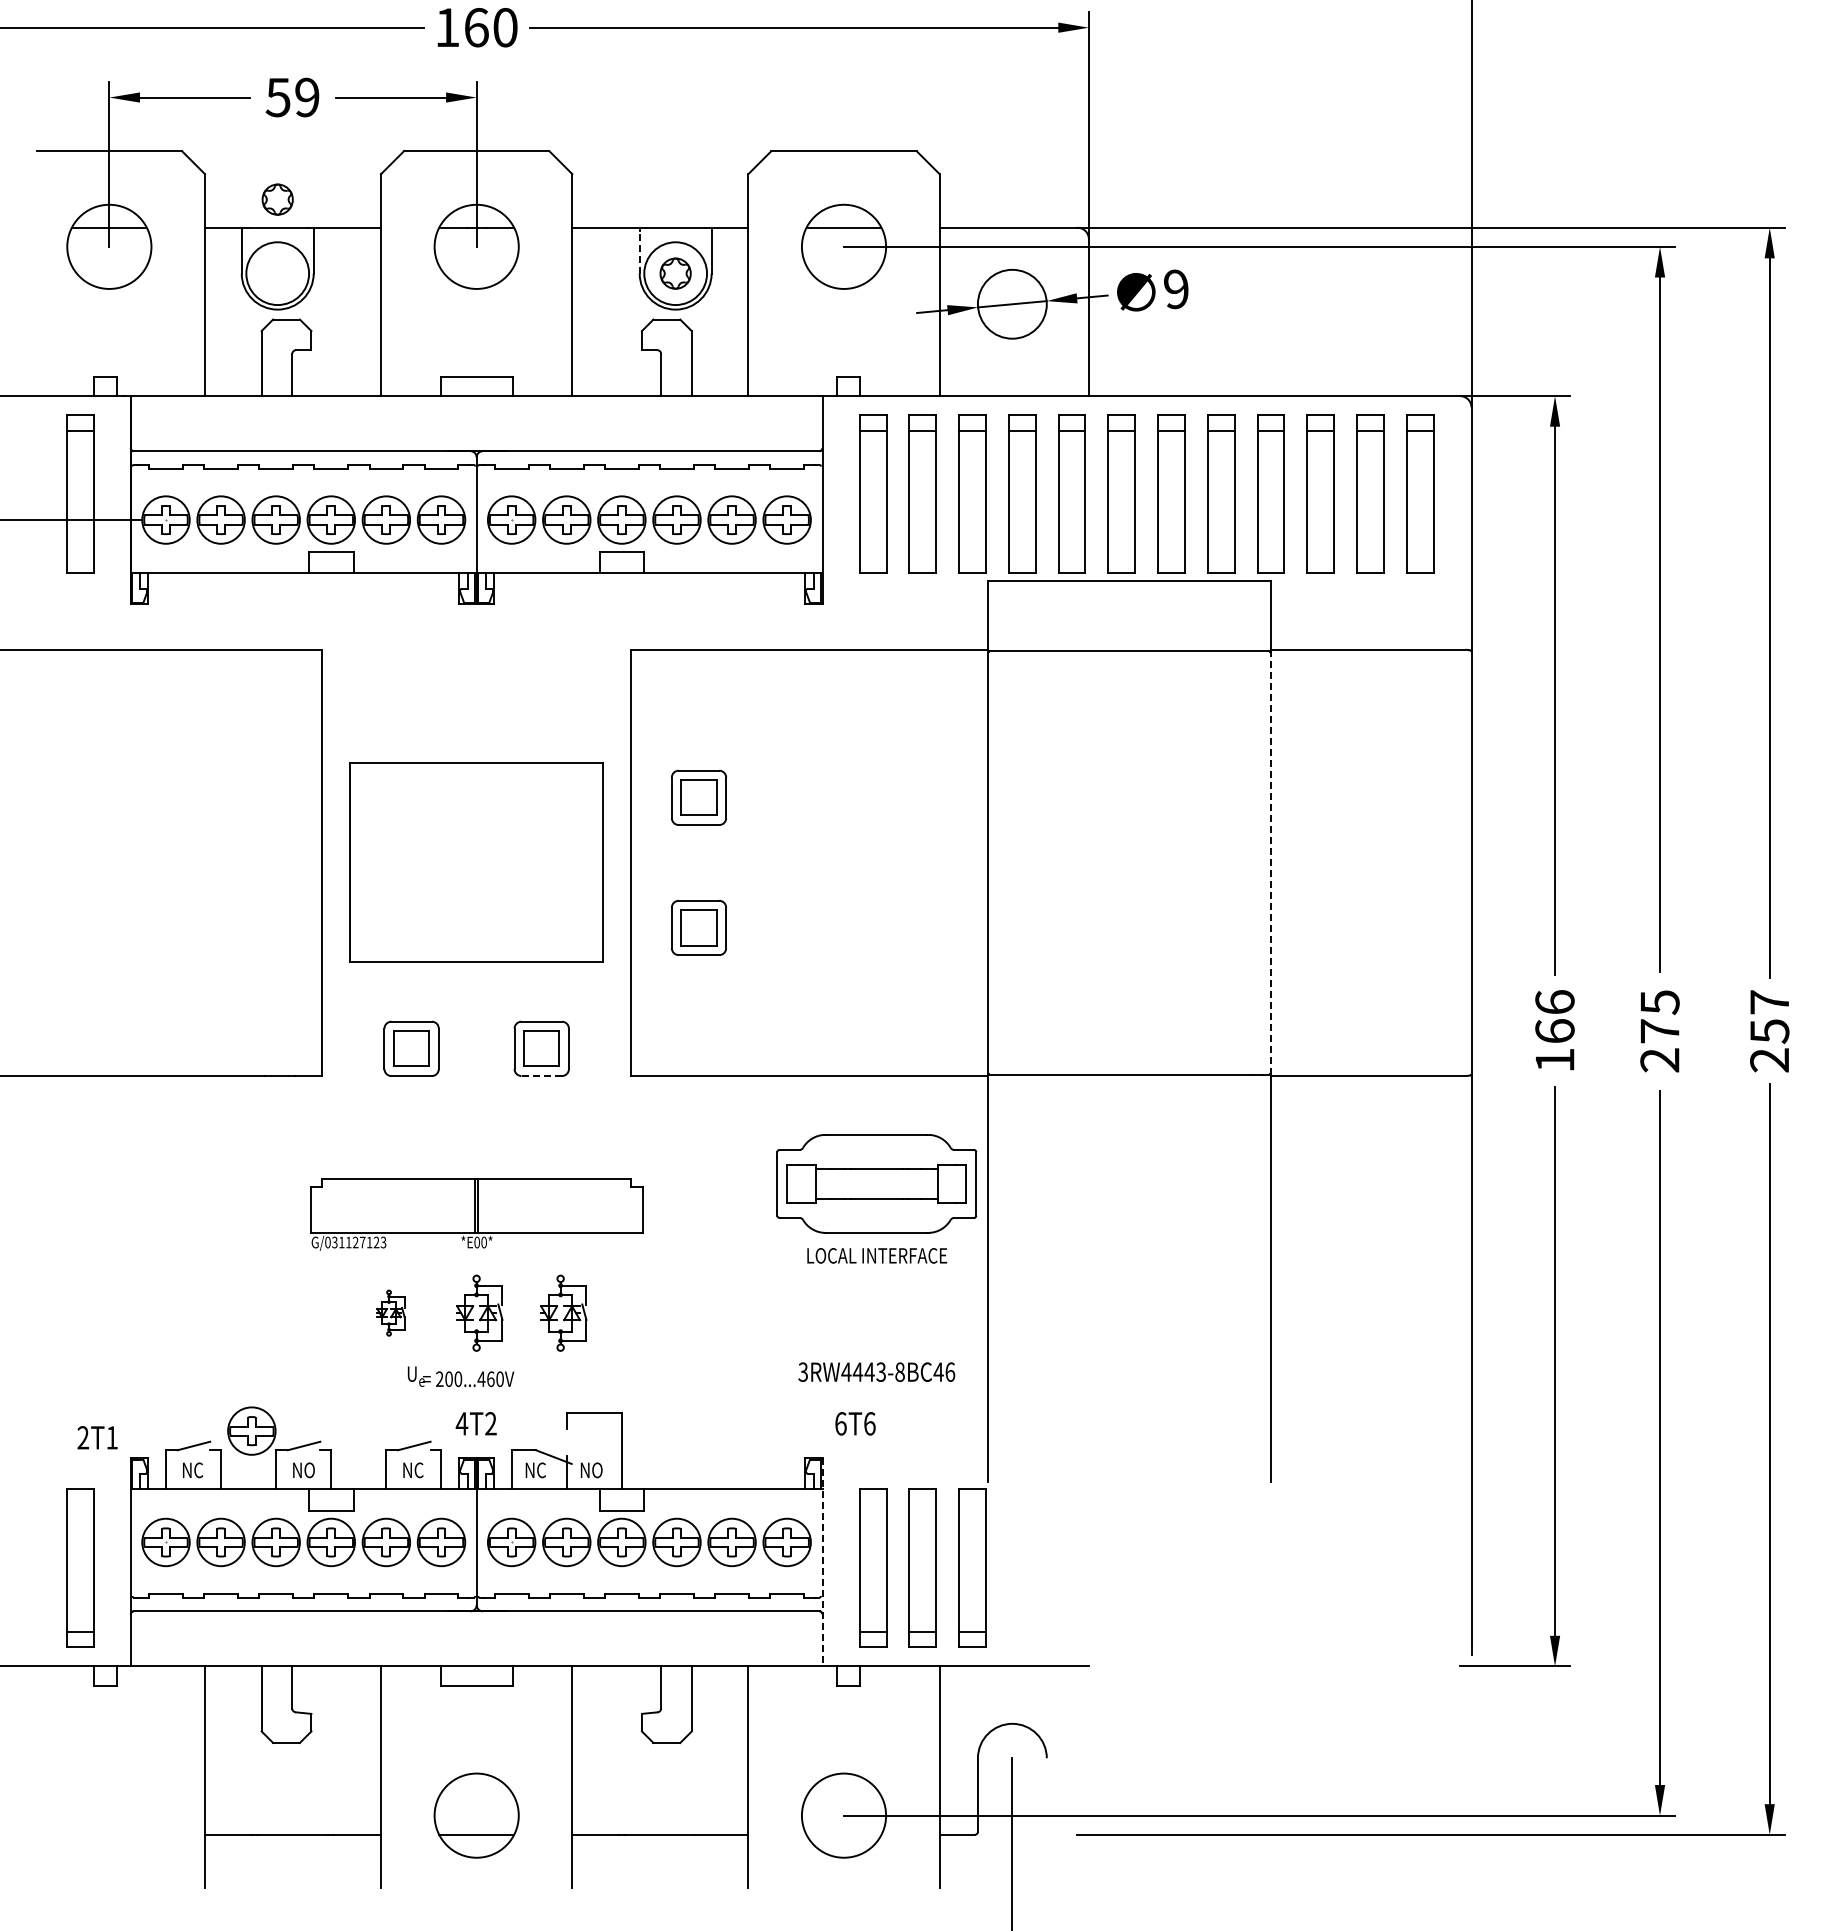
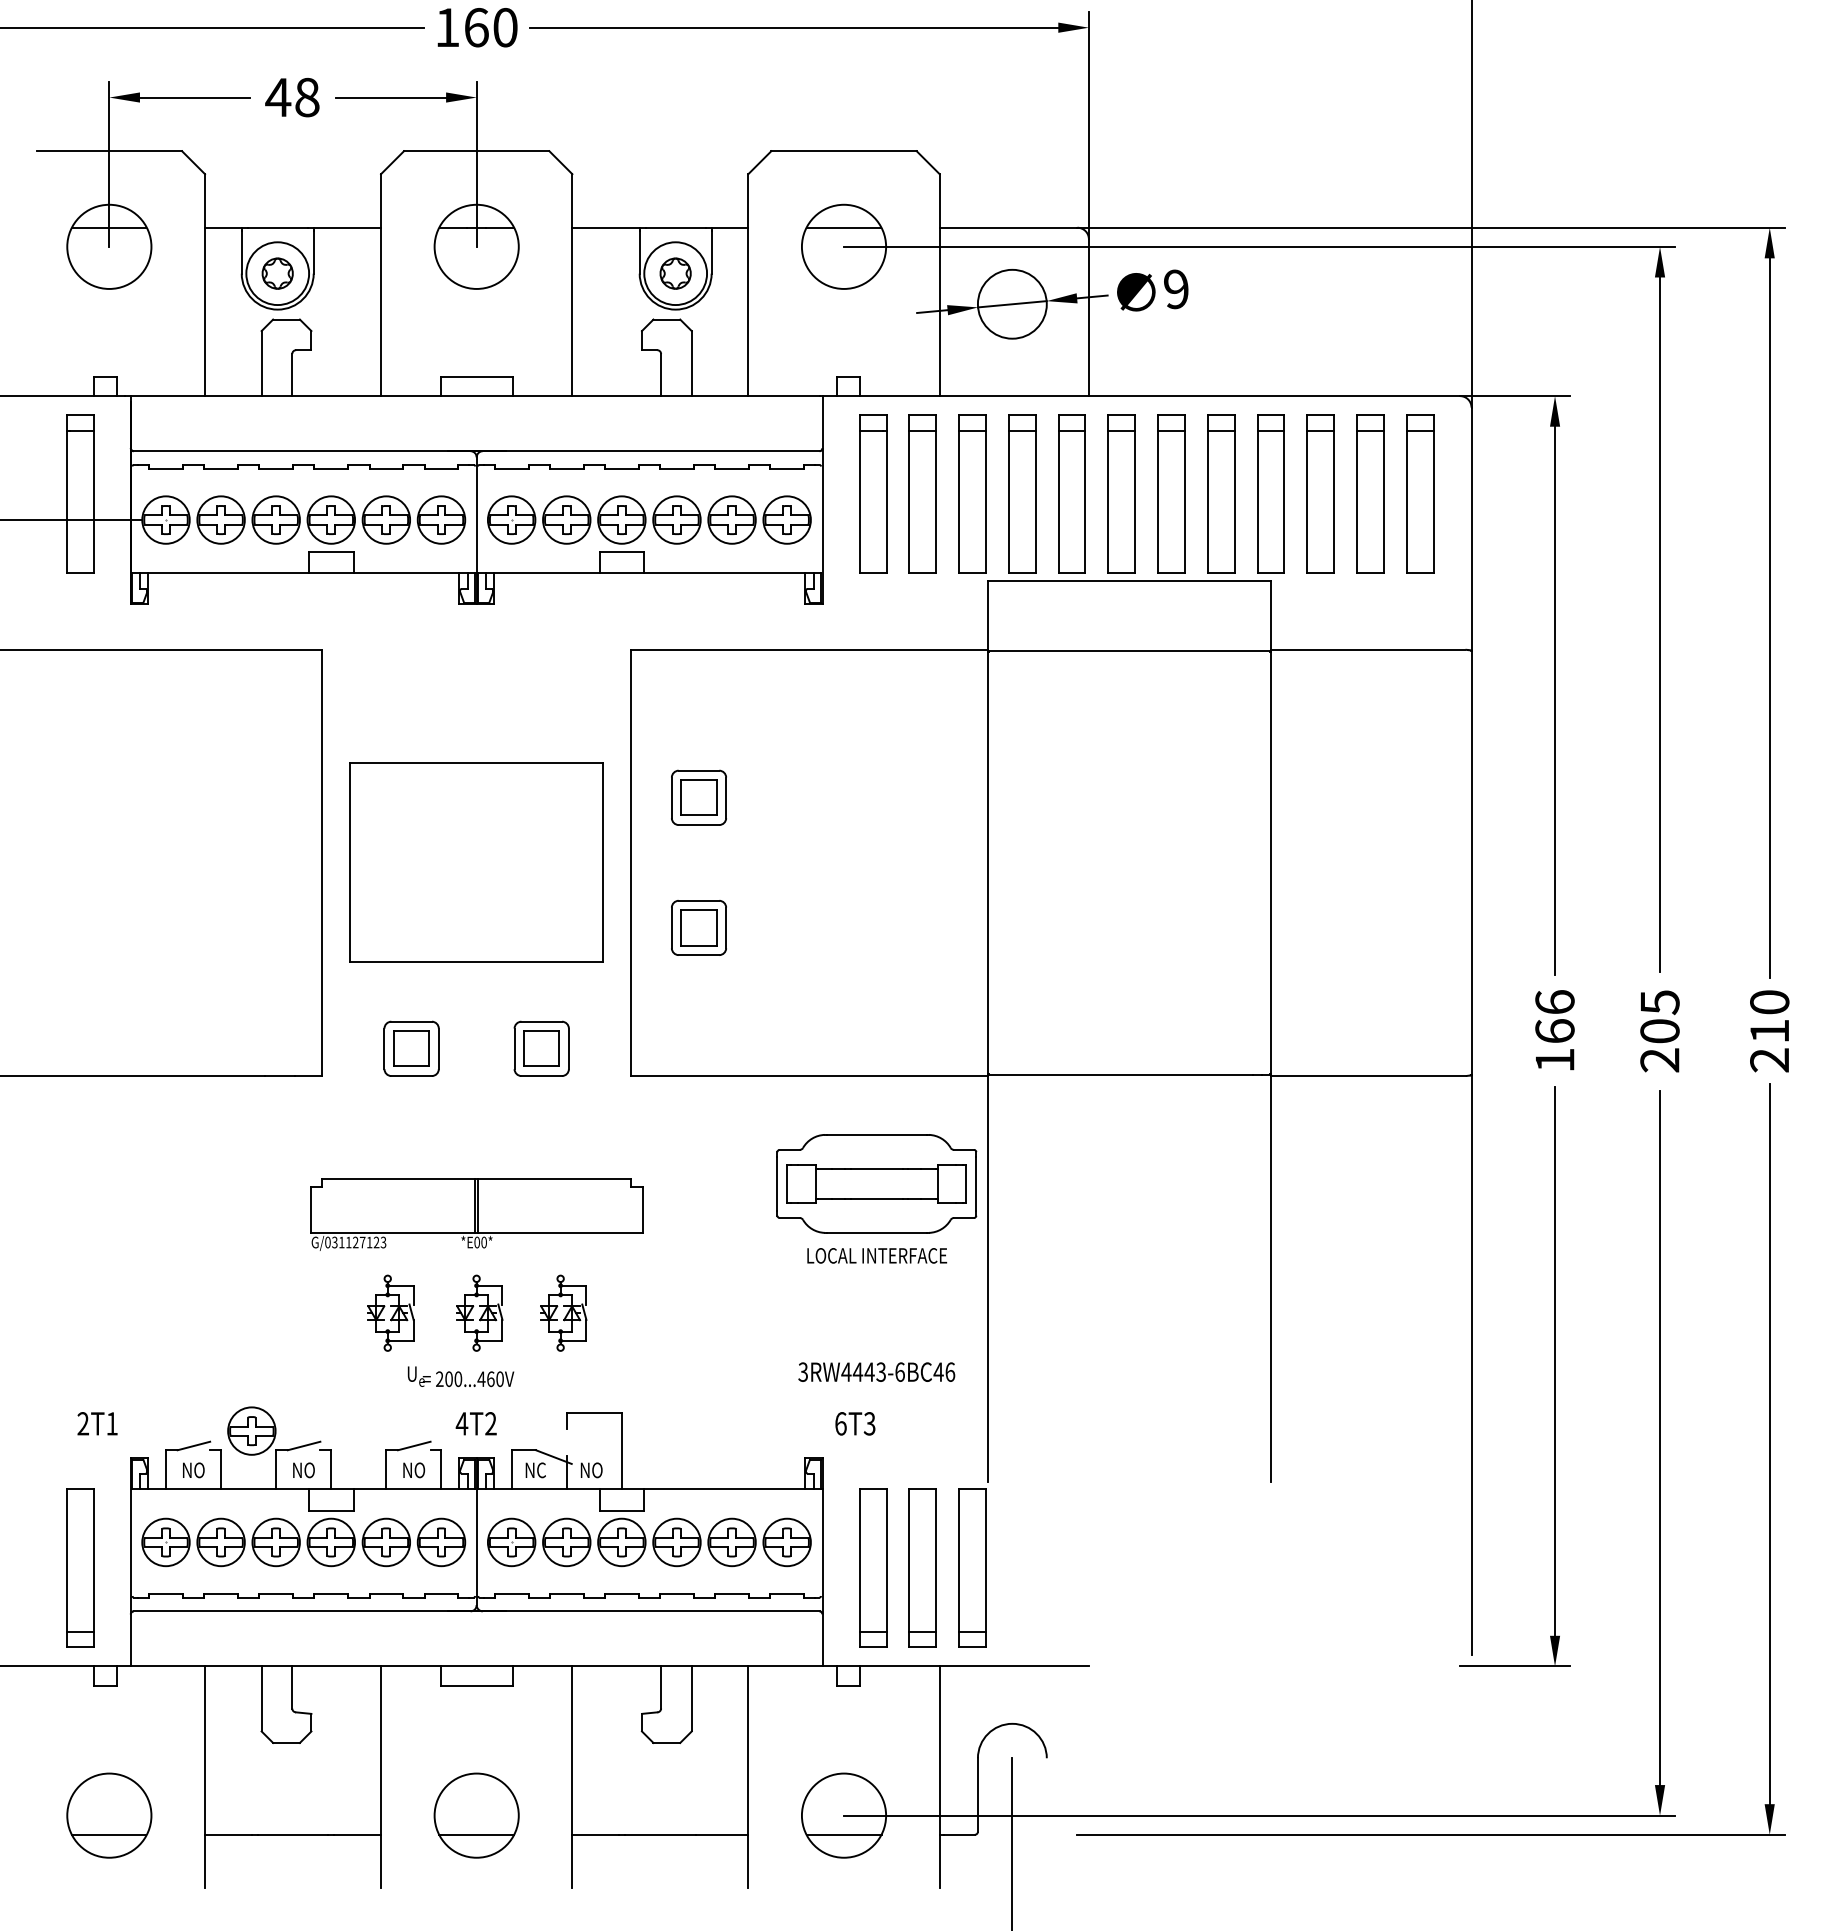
text: 59 -> 48 (292, 97)
part position: (277, 199) -> (277, 273) (277, 273)
line: dashed -> solid (639, 251)
line: dashed -> solid (1271, 863)
text: 257 -> 210 (1769, 1017)
text: 275 -> 205 (1659, 1031)
line: dashed -> solid (541, 1076)
part size: 30x48 px -> 48x78 px (390, 1312)
text: 3RW4443-8BC46 -> 3RW4443-6BC46 (899, 1371)
text: 6T6 -> 6T3 (869, 1423)
text position: (97, 1437) -> (97, 1423) (97, 1423)
text: NC -> NO (202, 1469)
text: NC -> NO (420, 1470)
line: dashed -> solid (822, 1562)
part: none -> present (109, 1815)
line: none -> present (843, 1834)
